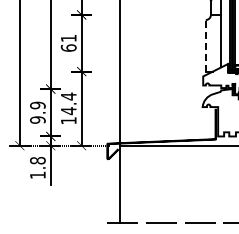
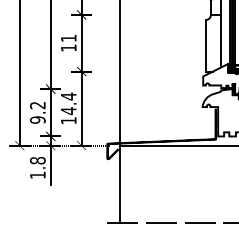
line: dashed -> solid (205, 45)
text: 61 -> 11 (68, 47)
text: 9.9 -> 9.2 (37, 105)
